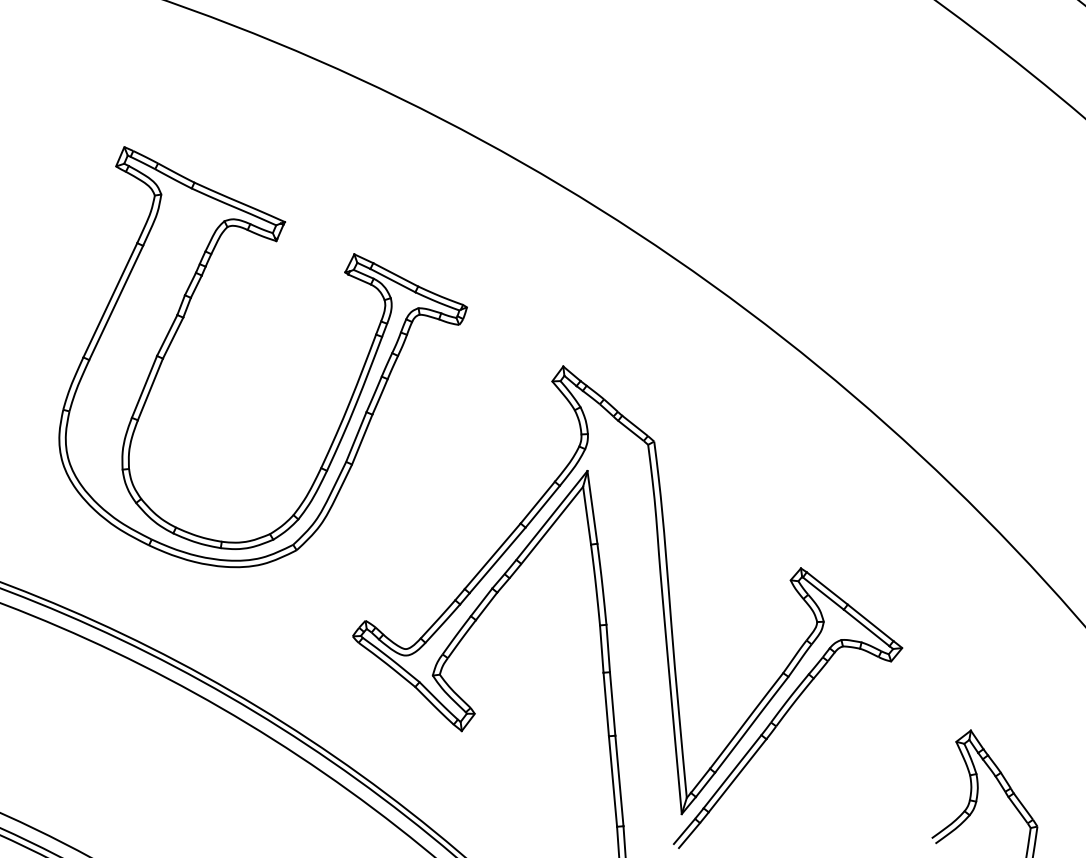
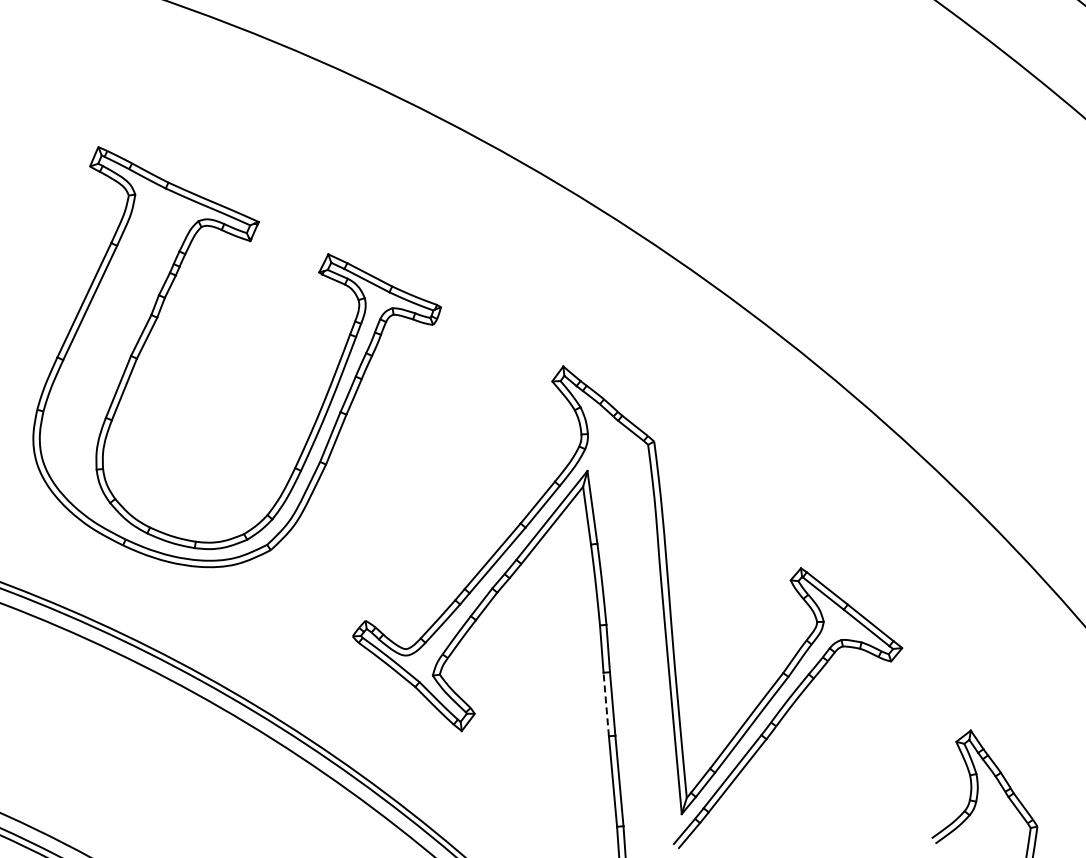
part position: (184, 318) -> (158, 318) (158, 318)
line: solid -> dashed (606, 704)
